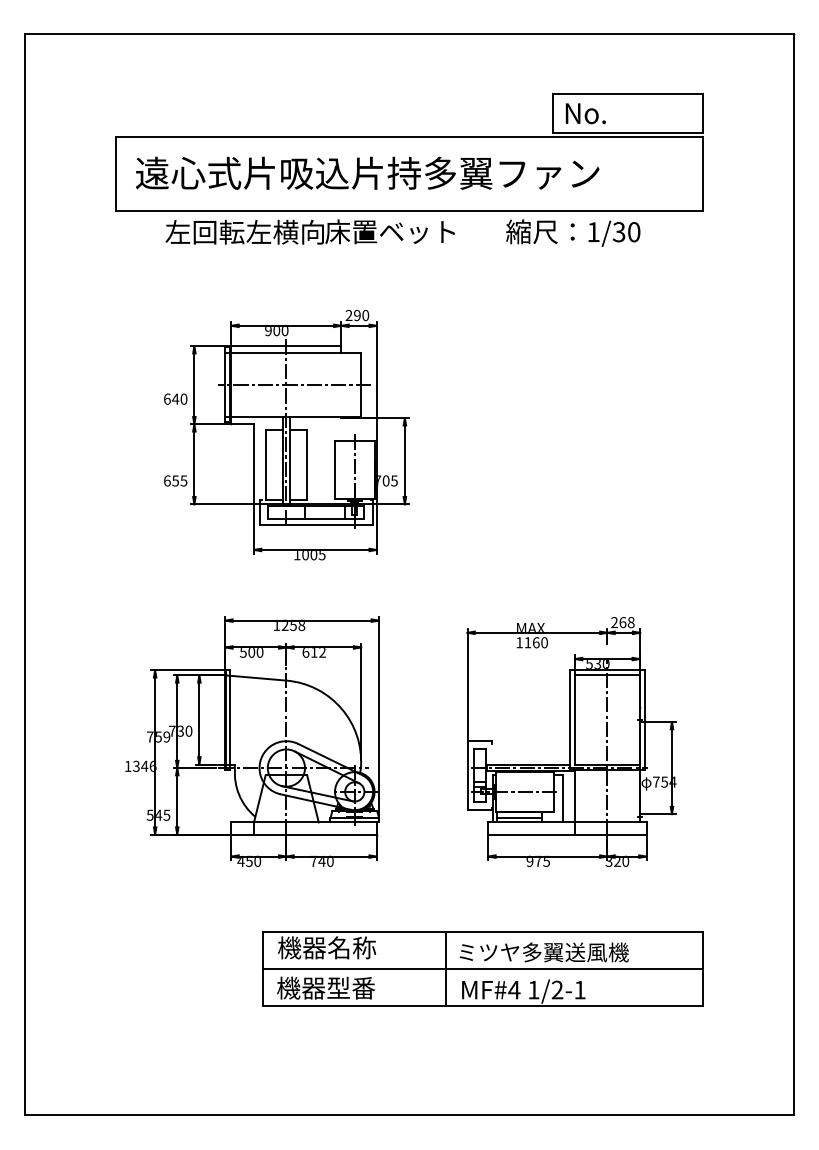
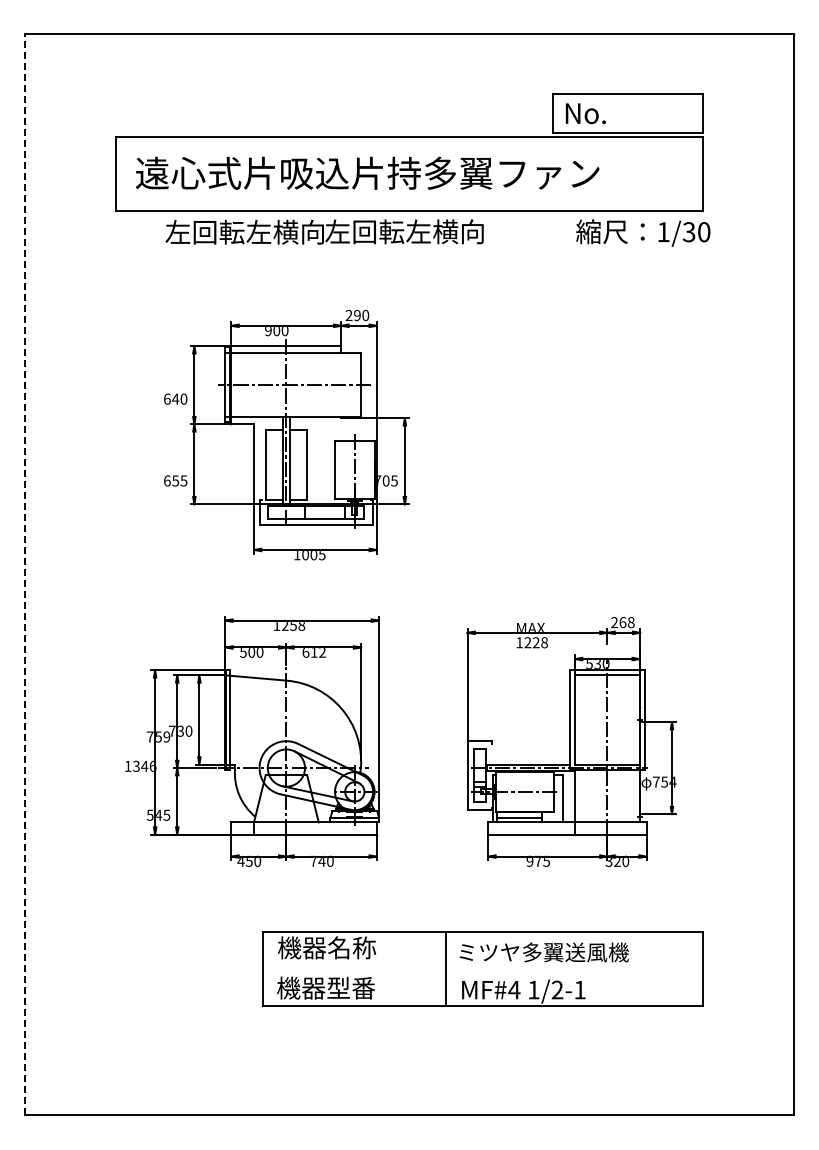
text: 床置ベット -> 左回転左横向 (404, 231)
text position: (573, 232) -> (643, 232) (643, 232)
line: solid -> dashed (24, 574)
text: 1160 -> 1228 (535, 642)
line: present -> none (482, 968)
